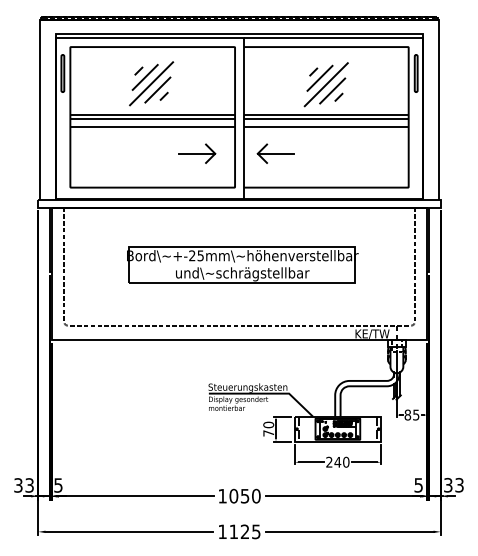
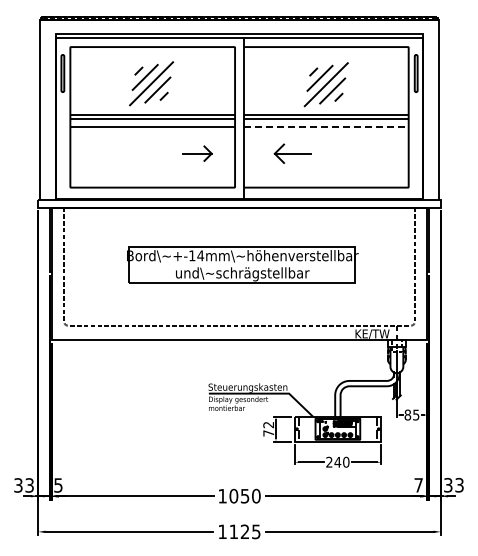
line: solid -> dashed (326, 126)
part size: 39x21 px -> 31x17 px (197, 153)
part position: (275, 153) -> (292, 153) (292, 153)
text: +-25mm -> +-14mm (196, 255)
text: 70 -> 72 (268, 424)
text: 5 -> 7 (418, 485)
